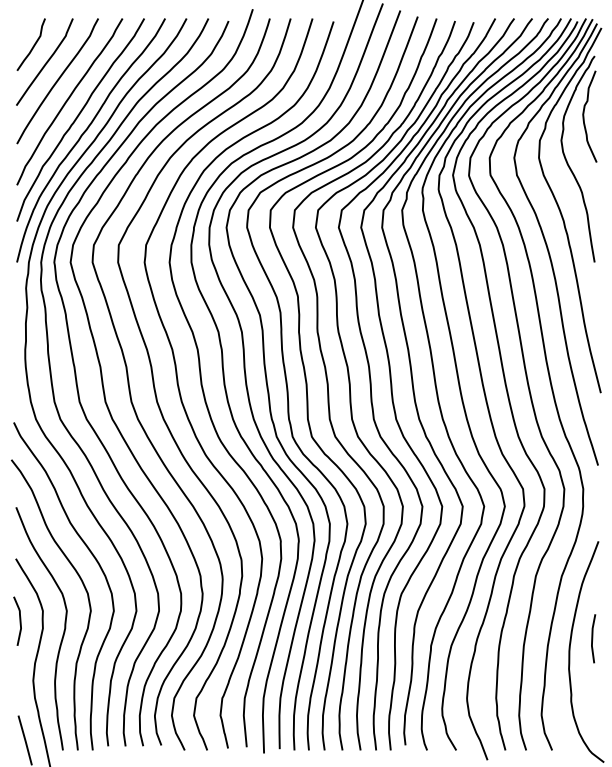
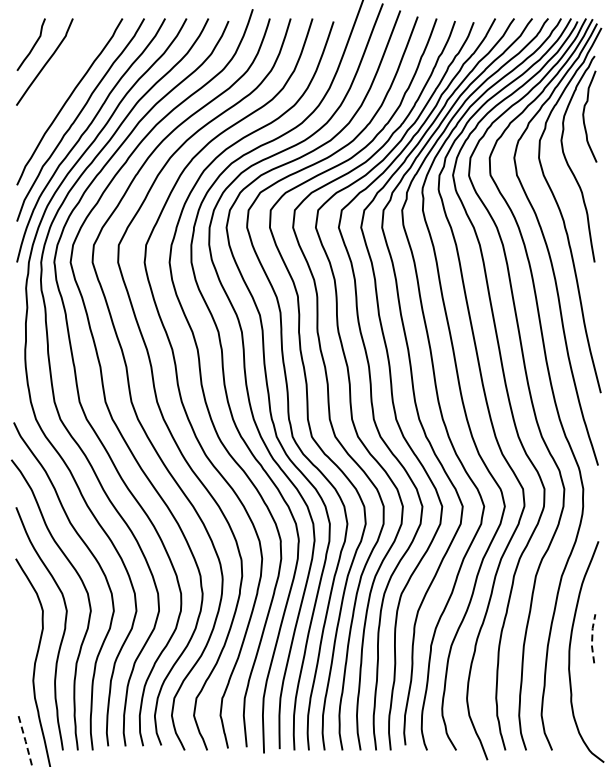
curve: present -> none (57, 81)
curve: present -> none (19, 620)
line: solid -> dashed (592, 638)
line: solid -> dashed (25, 740)
